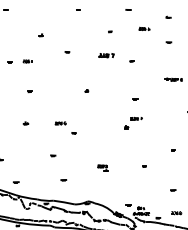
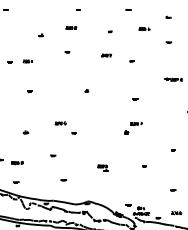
part: none -> present (71, 27)
part size: 17x6 px -> 13x5 px (106, 55)
part position: (25, 123) -> (25, 132) (25, 132)
part position: (133, 123) -> (133, 128) (133, 128)
part: none -> present (17, 163)
